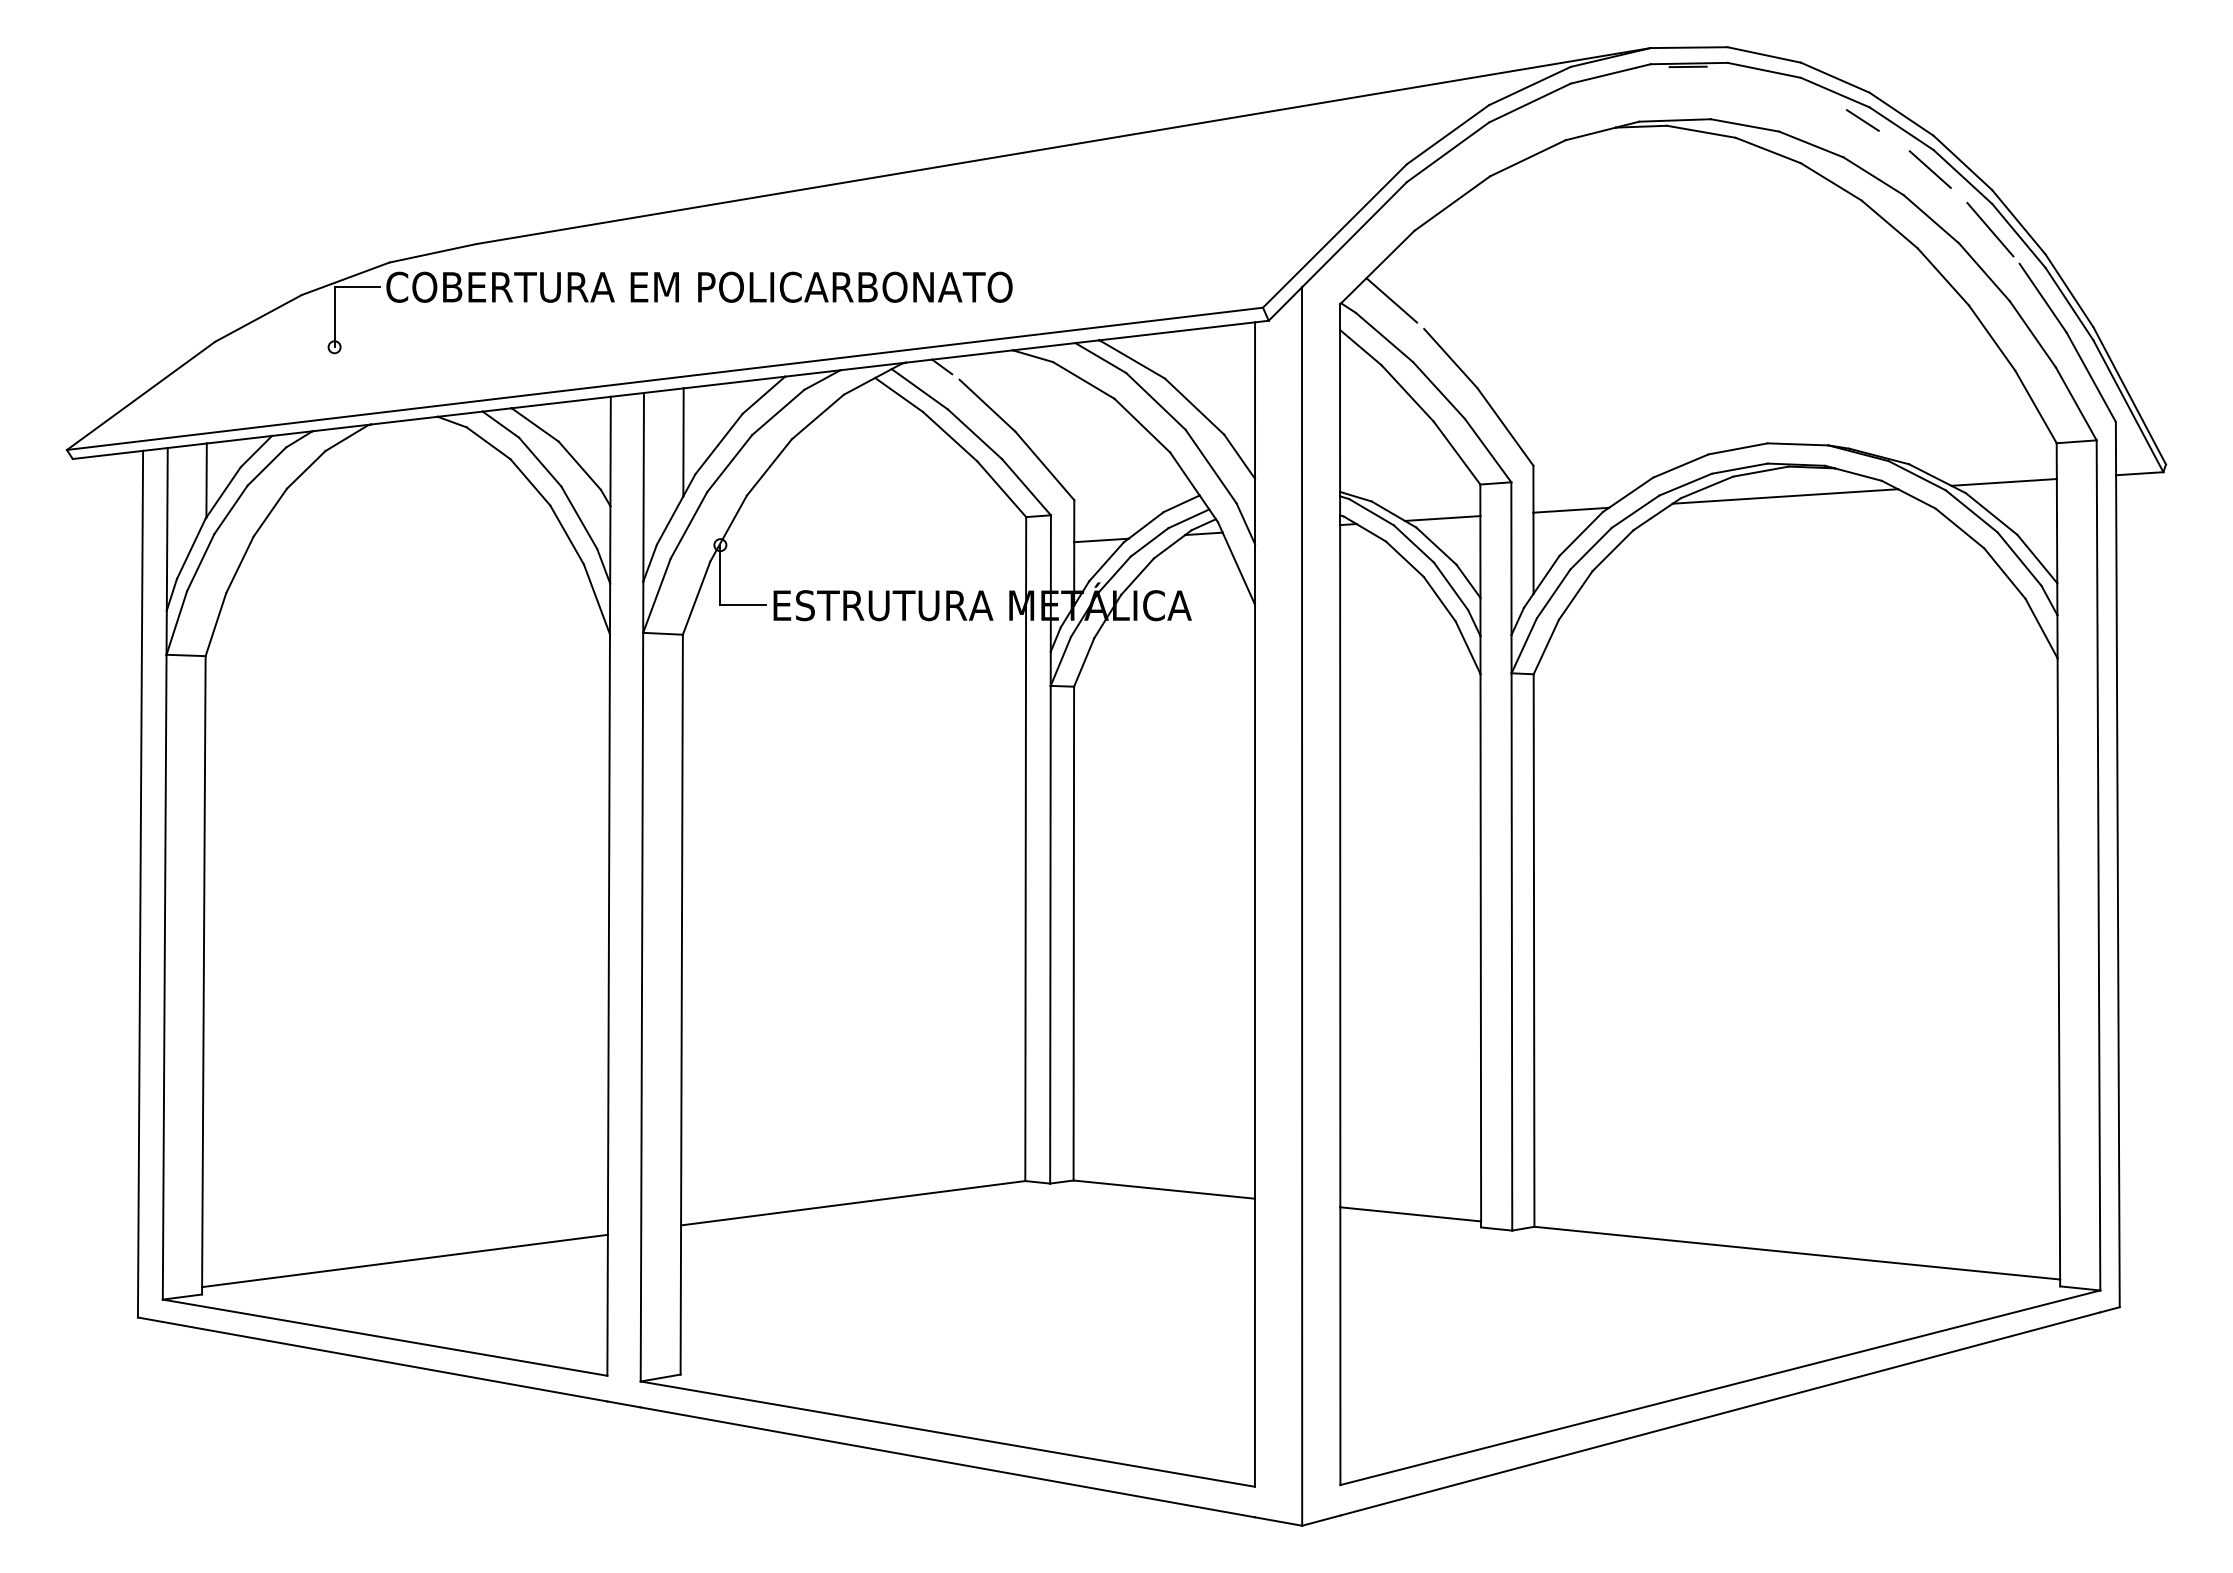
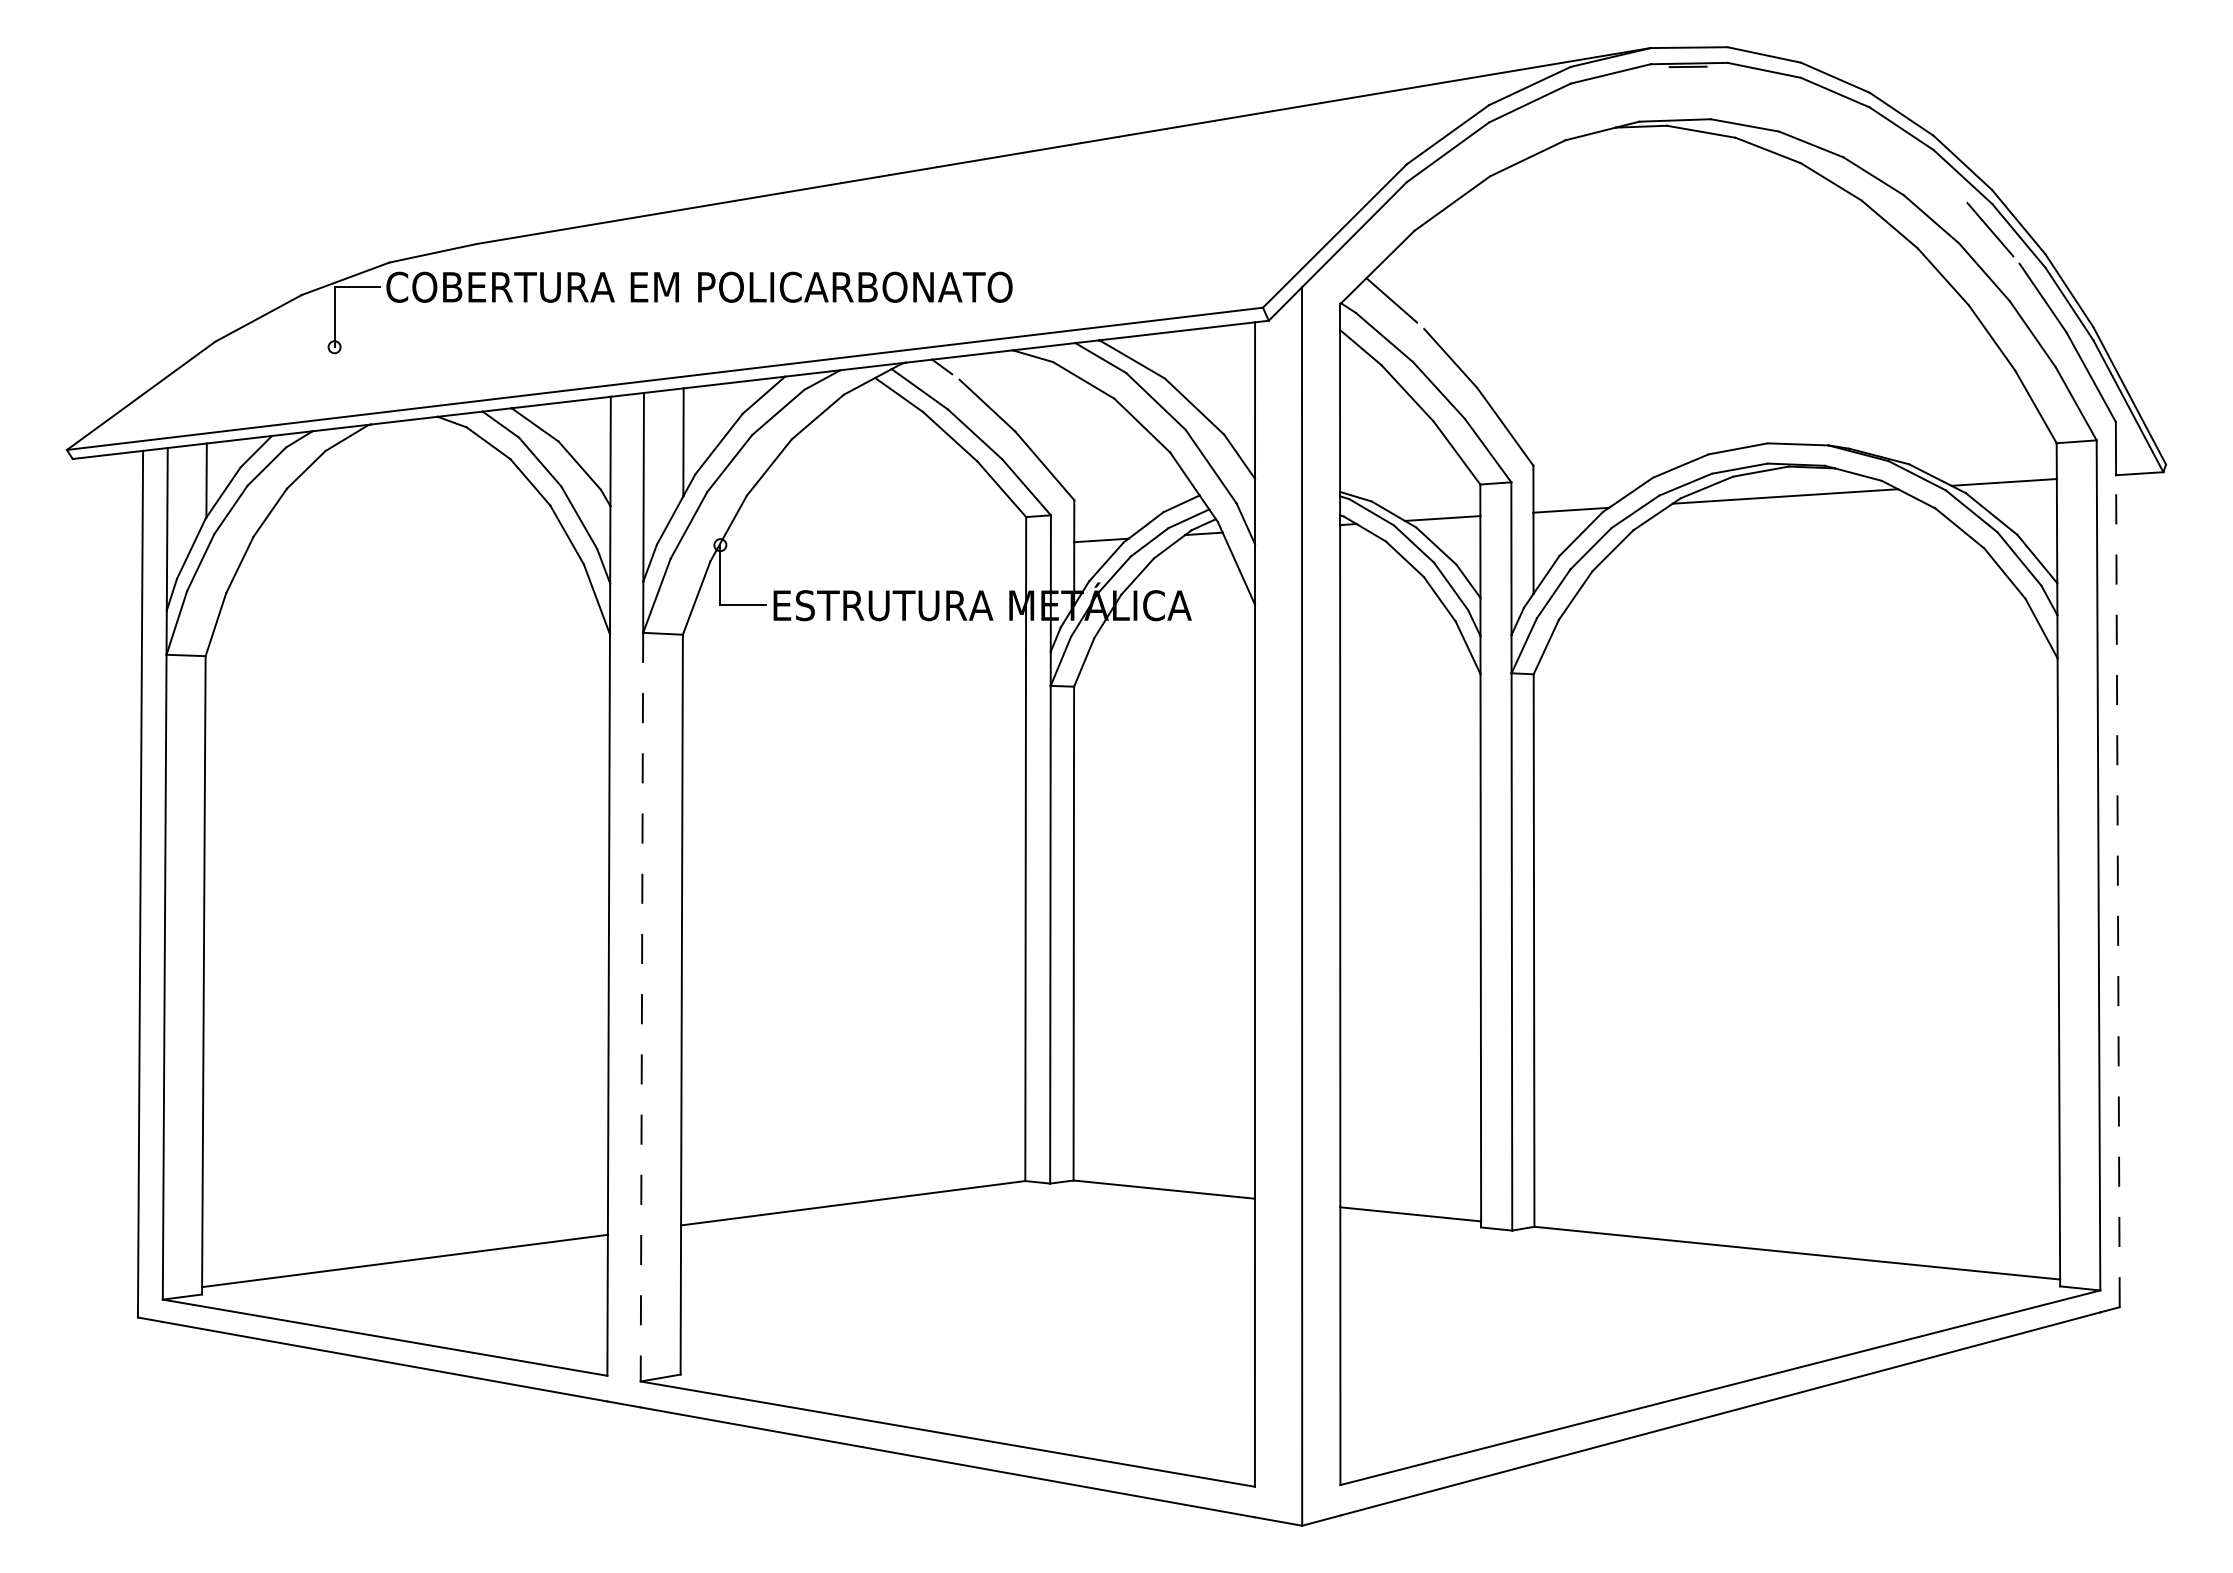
line: present -> none (1862, 120)
line: present -> none (1929, 169)
line: solid -> dashed (2117, 891)
line: solid -> dashed (641, 1007)
